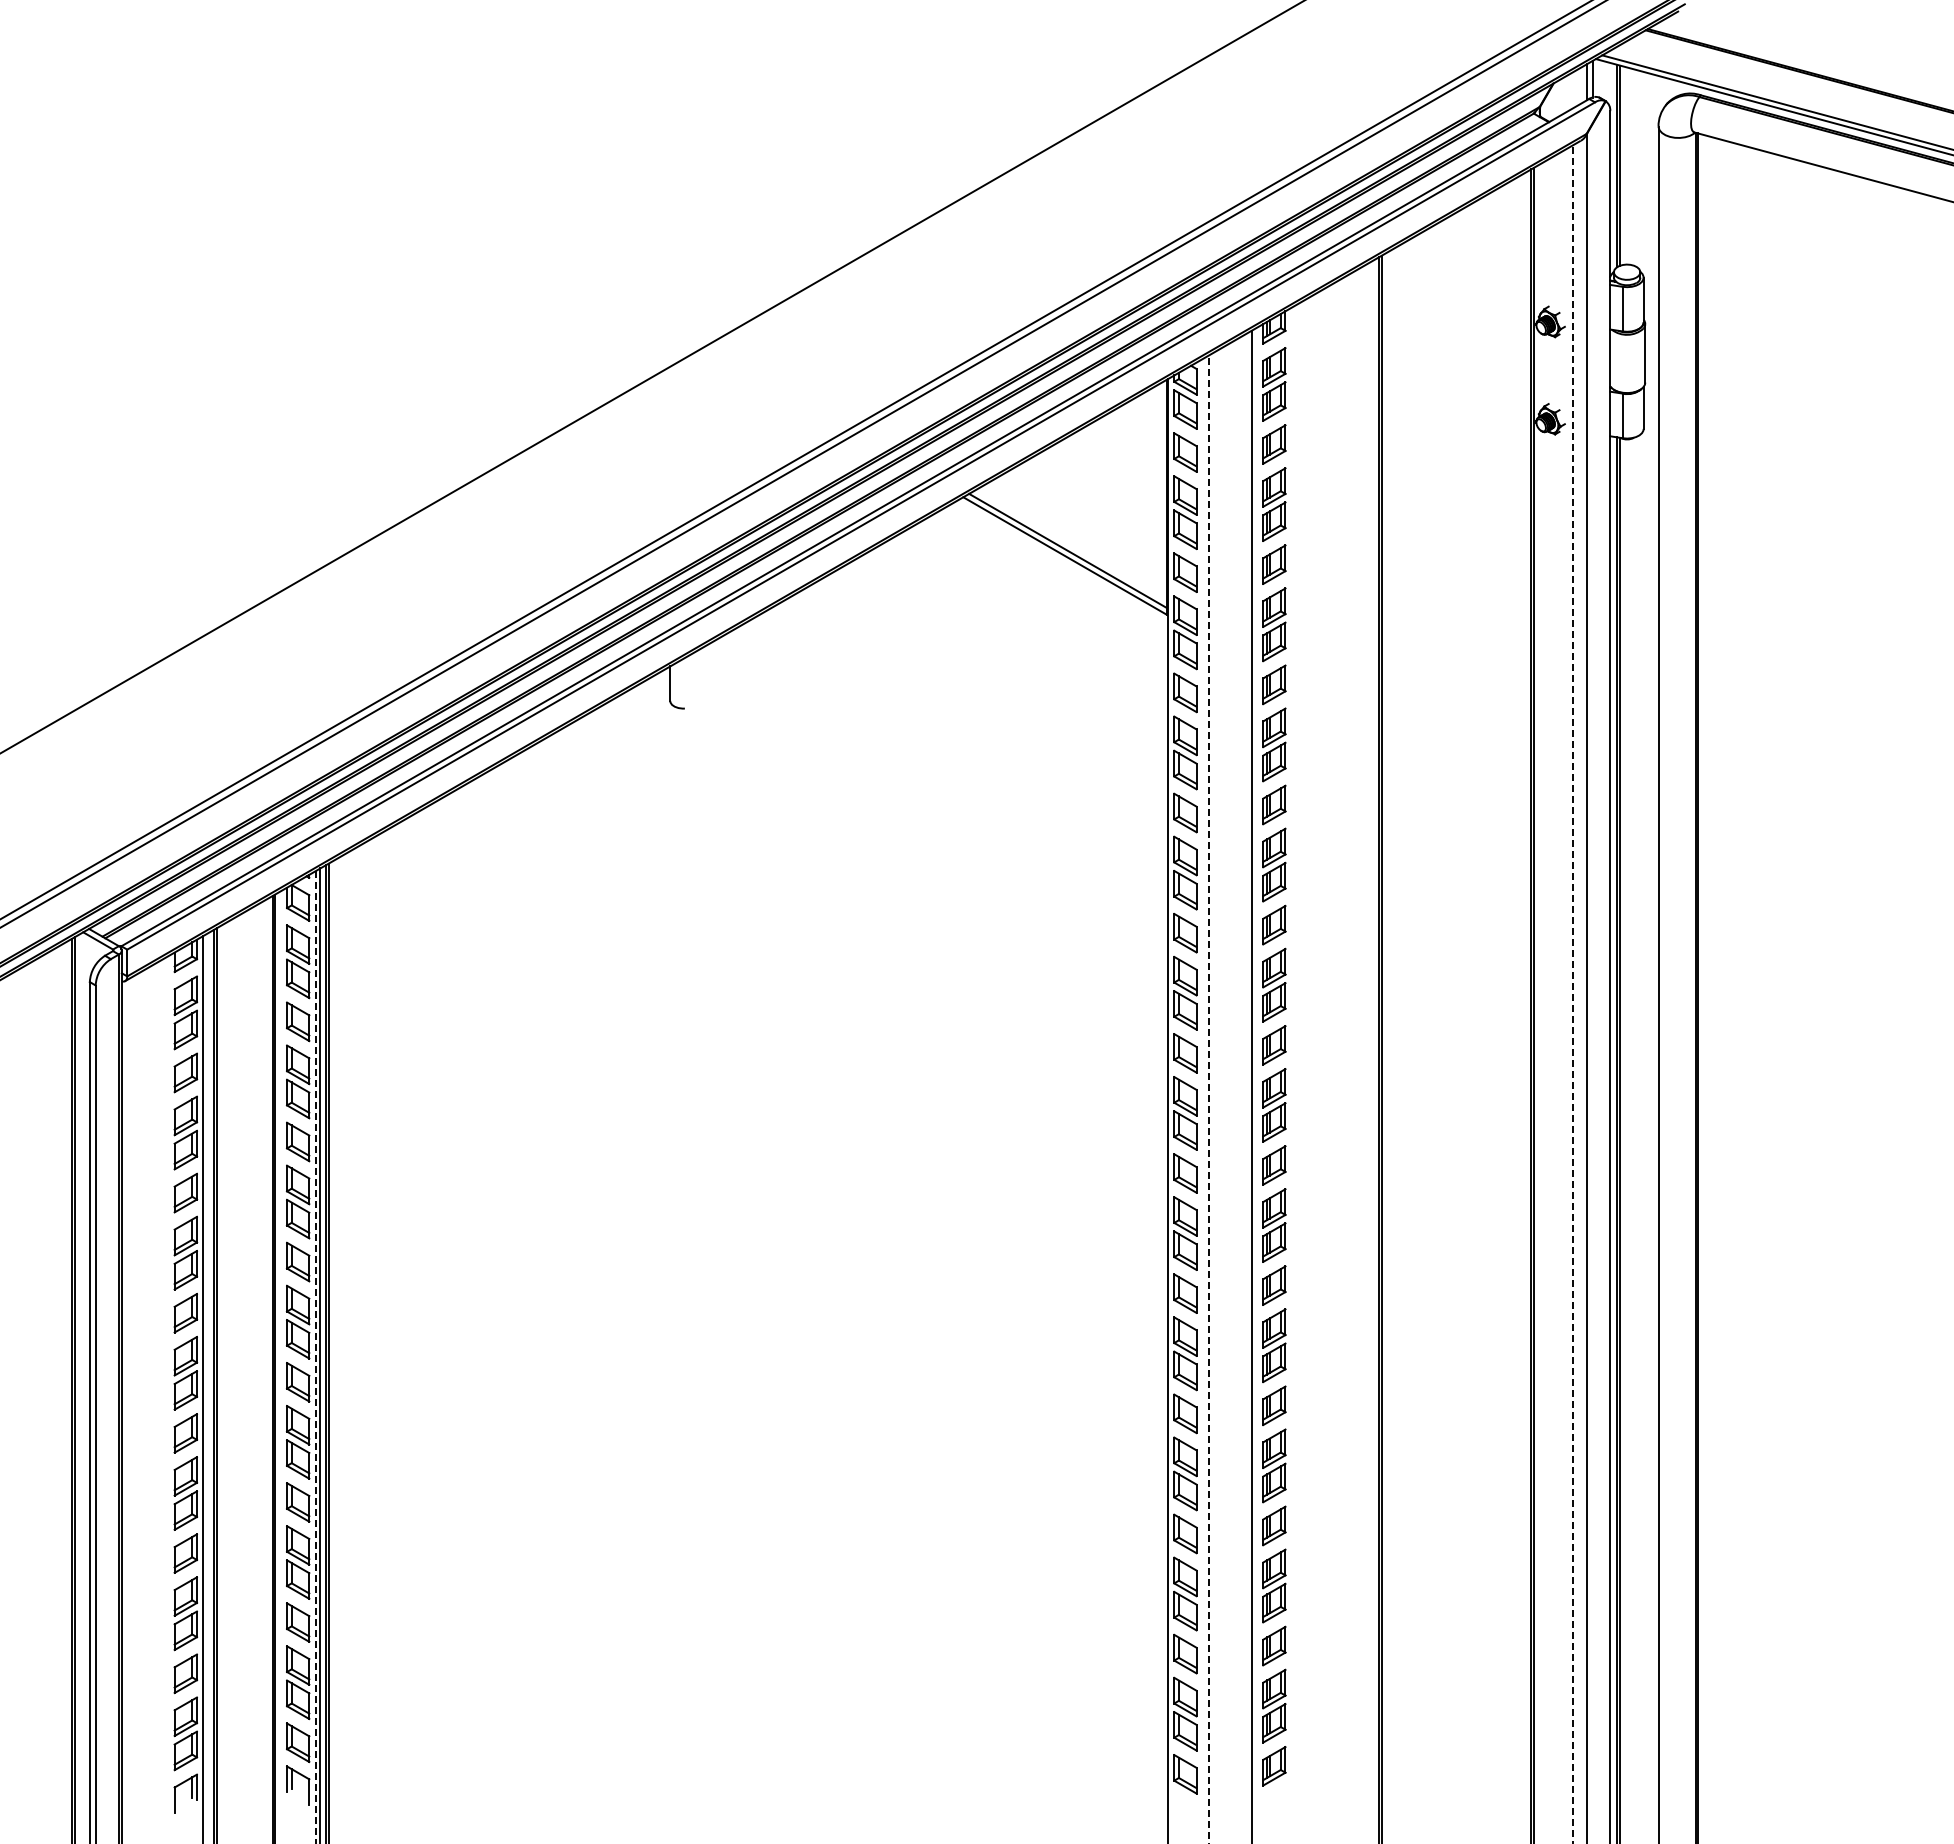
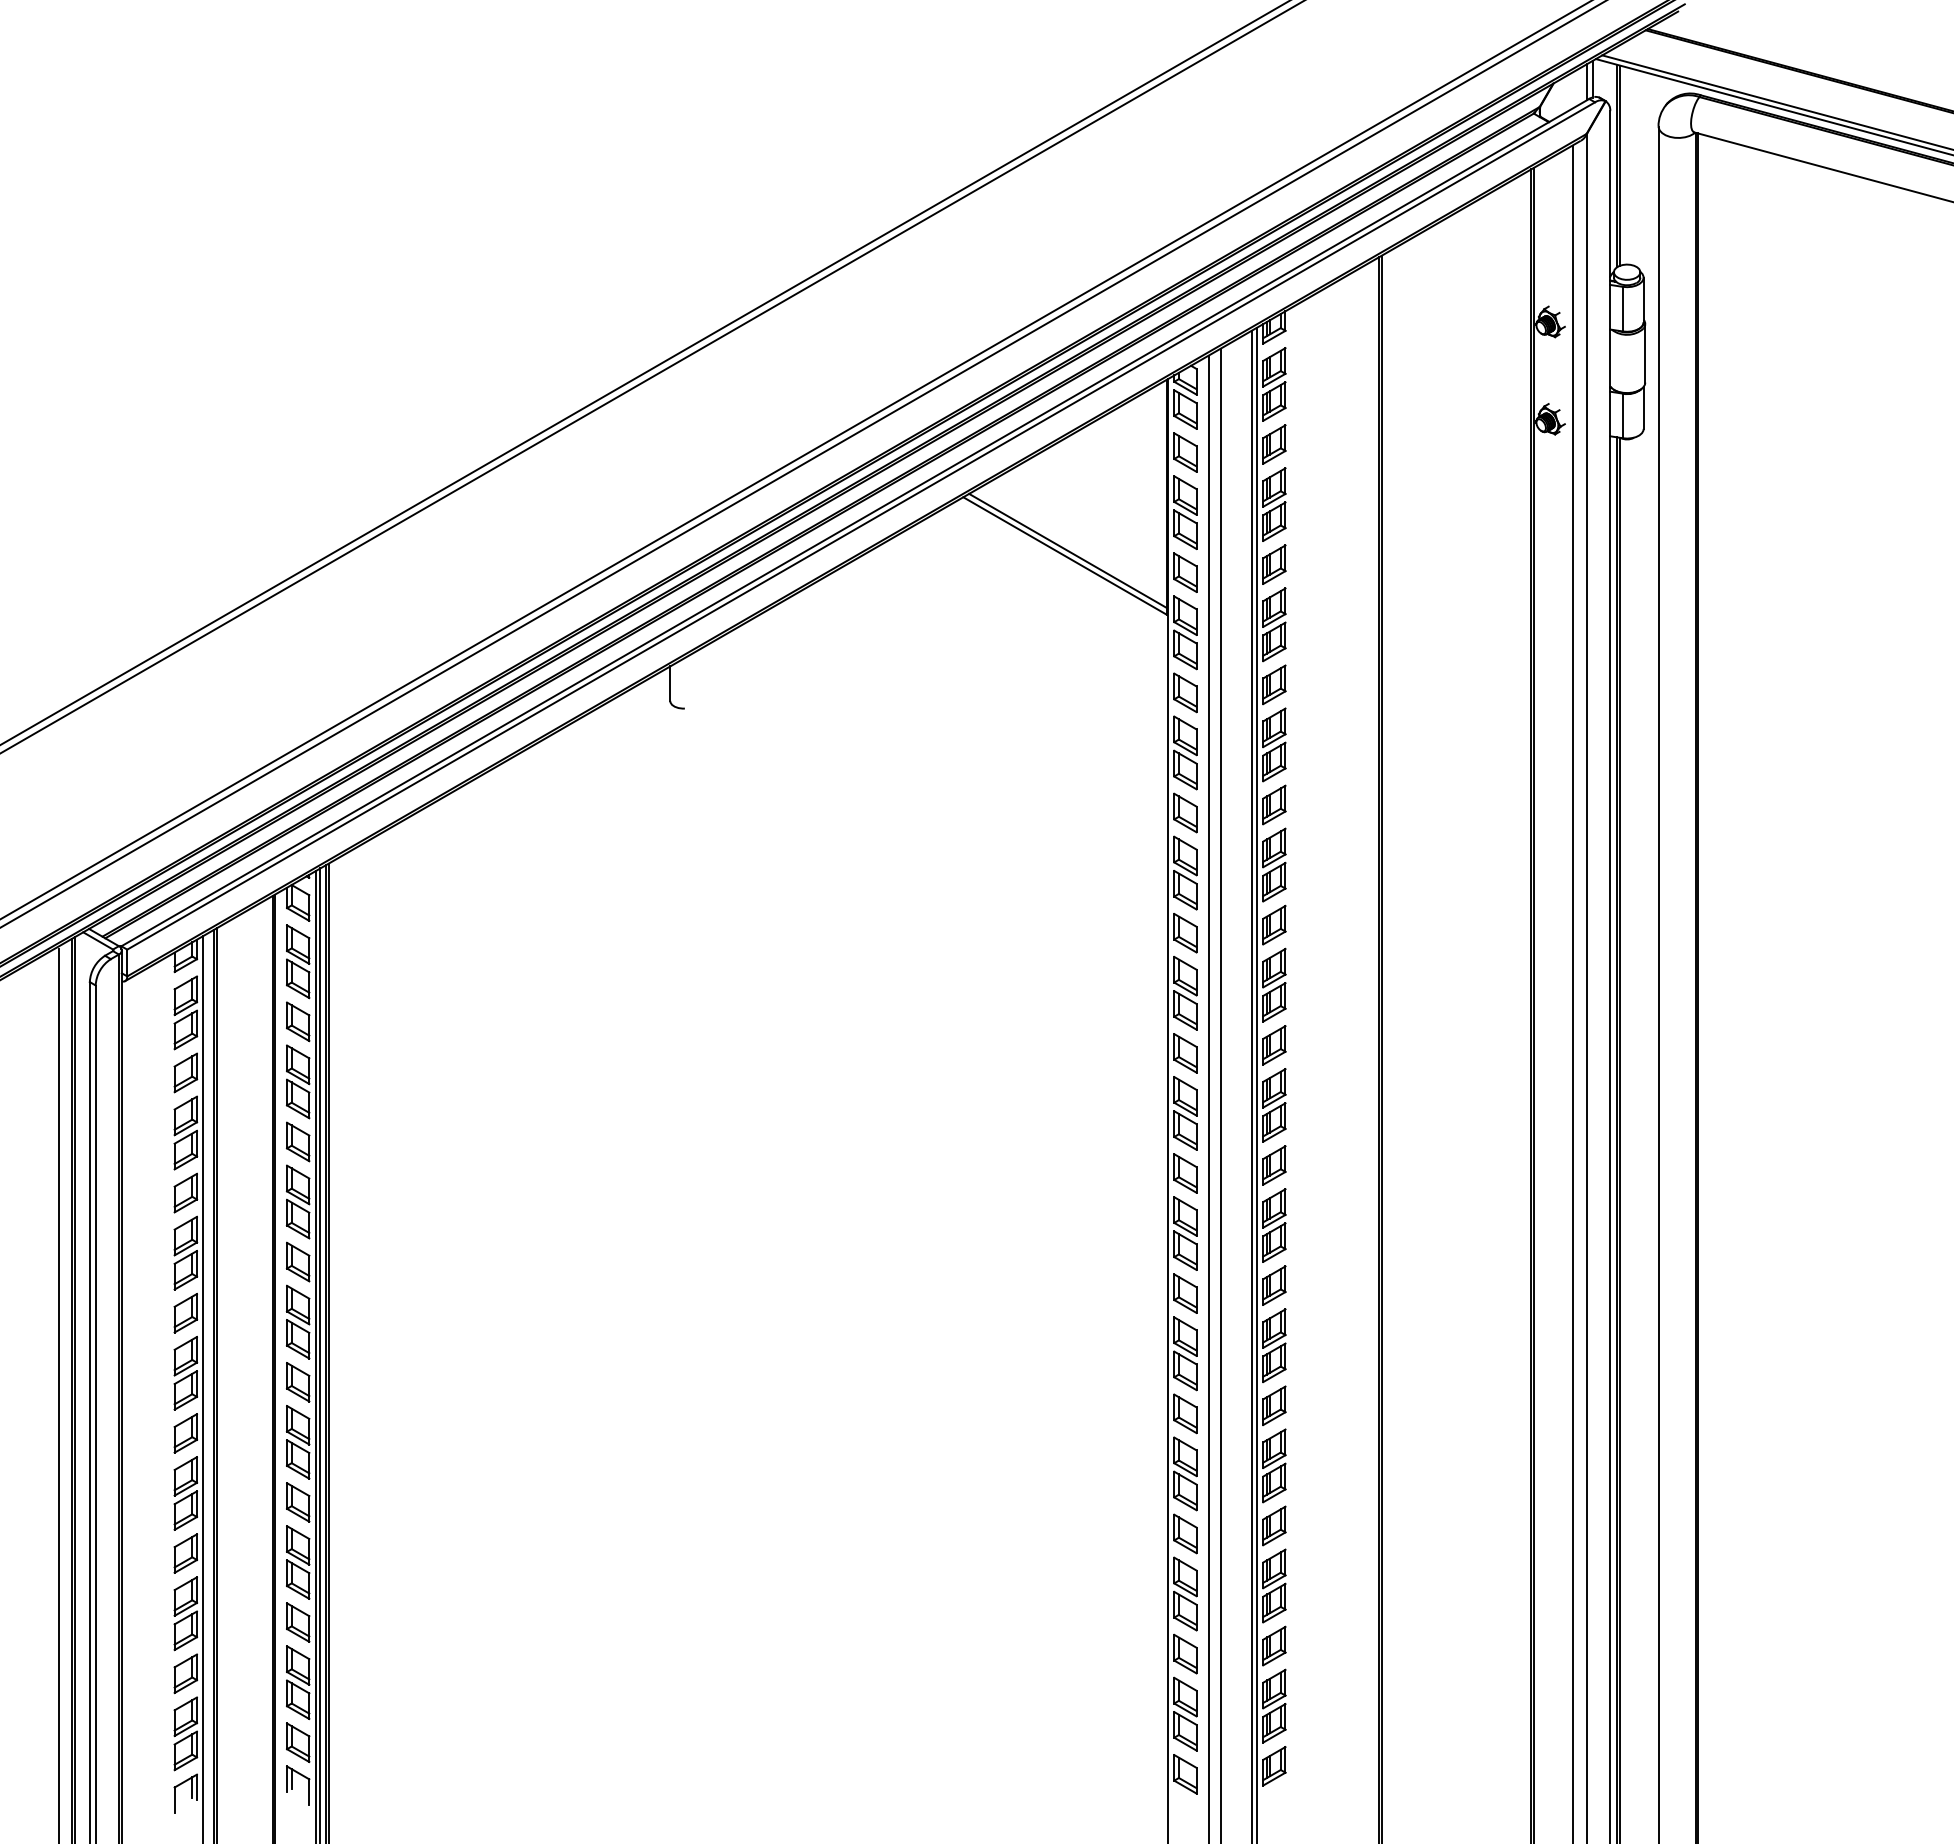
line: none -> present (644, 372)
line: dashed -> solid (1572, 994)
line: none -> present (1256, 1083)
line: none -> present (1220, 1094)
line: dashed -> solid (1208, 1099)
line: dashed -> solid (315, 1358)
line: none -> present (58, 1394)
